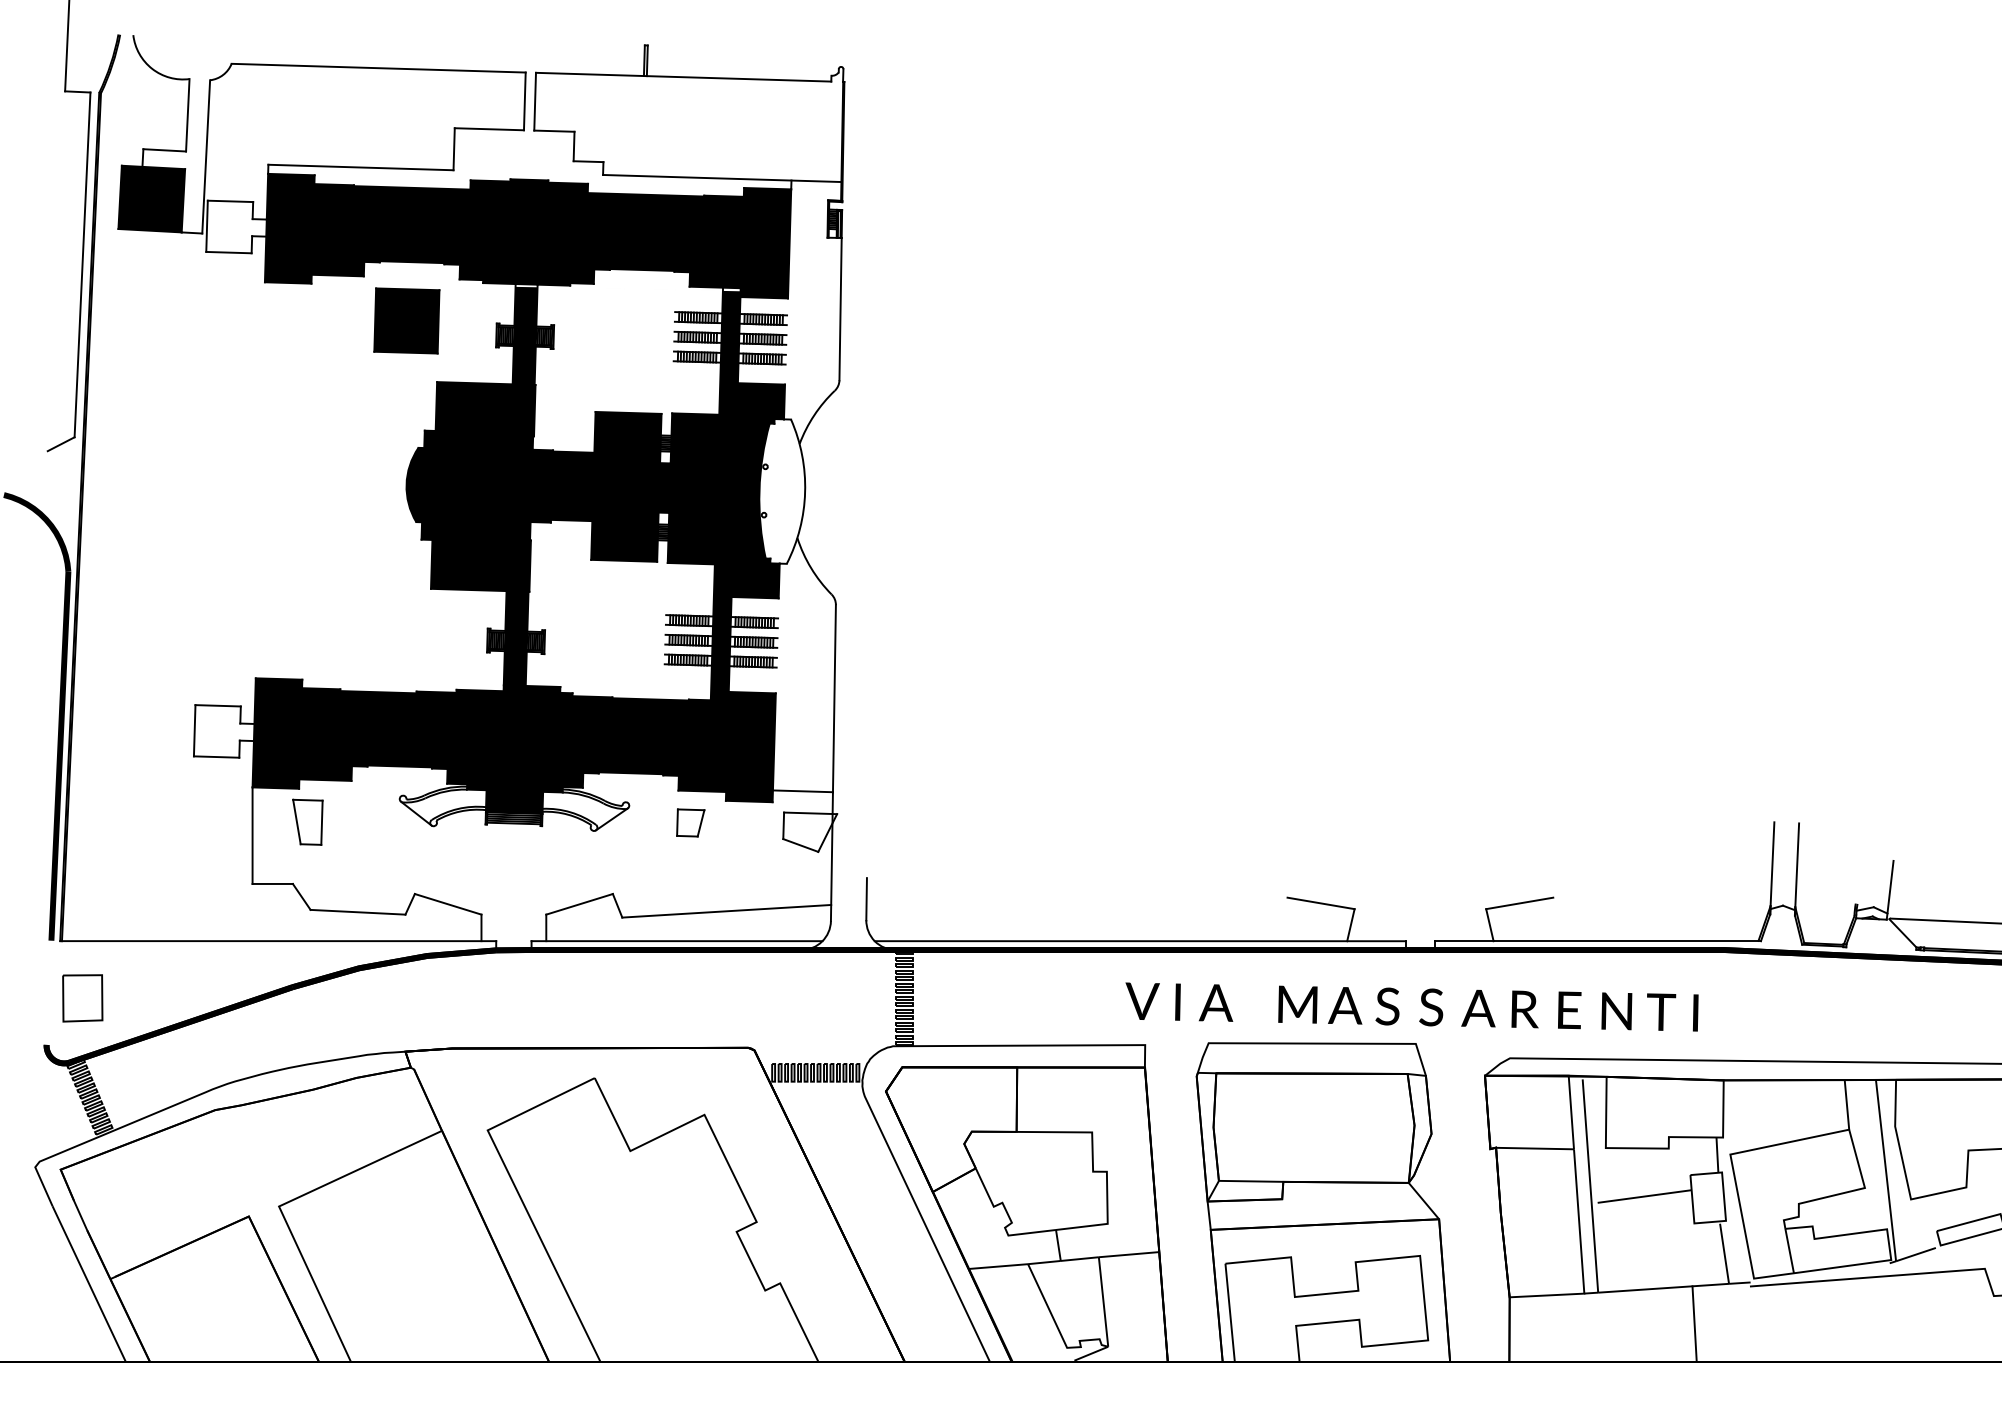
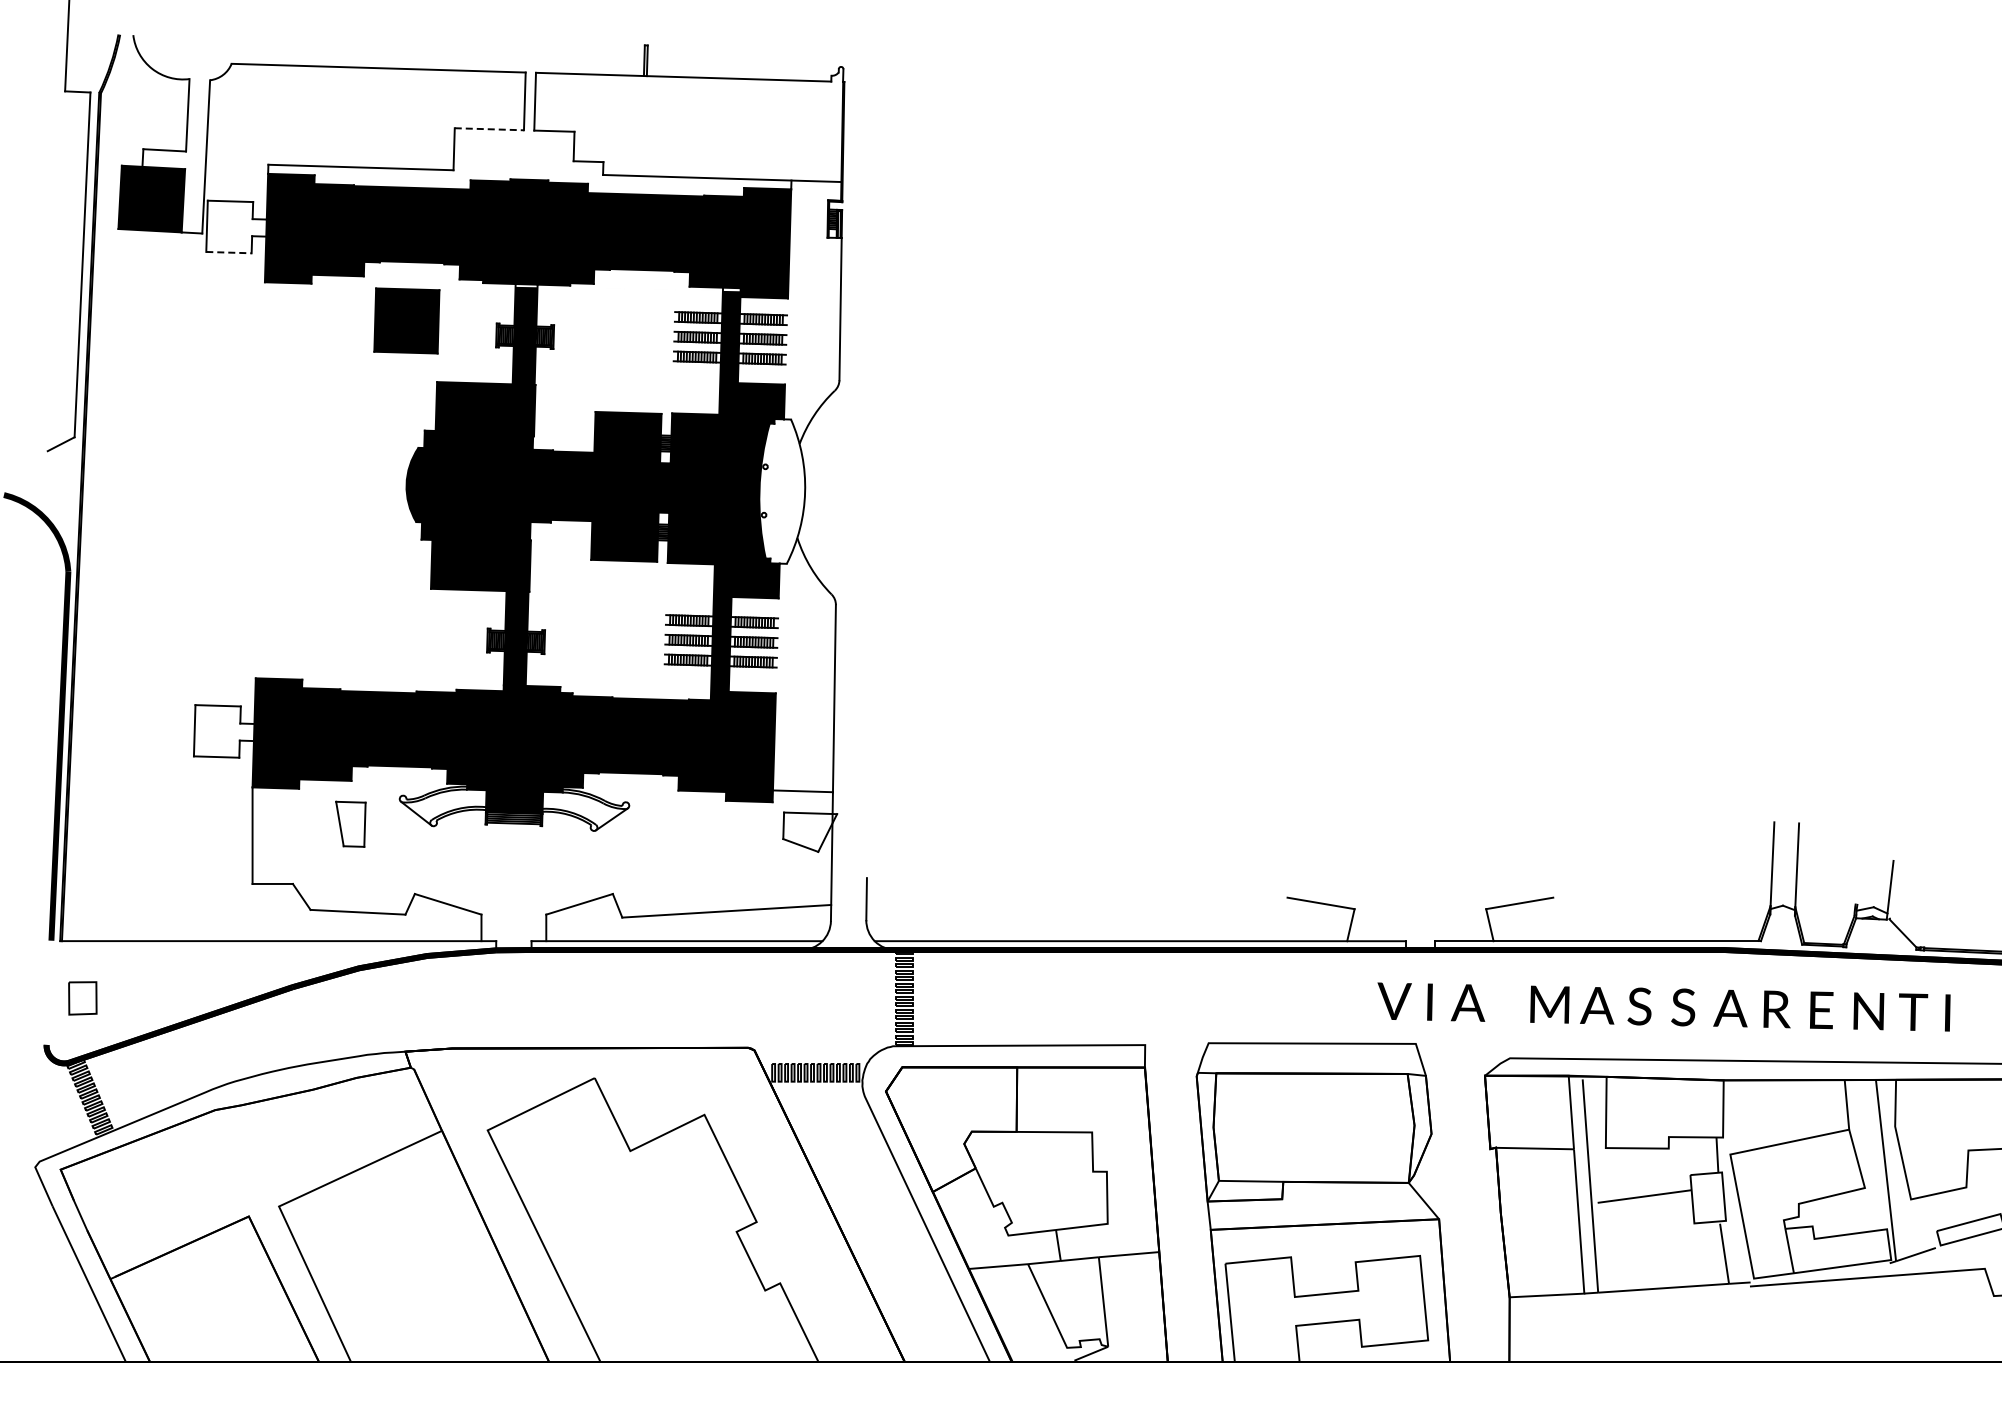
line: solid -> dashed (489, 129)
line: solid -> dashed (228, 252)
part position: (307, 821) -> (350, 823) (350, 823)
part: present -> none (690, 822)
line: present -> none (1944, 920)
part size: 42x49 px -> 30x35 px (82, 998)
text position: (1411, 1006) -> (1663, 1006) (1663, 1006)
line: present -> none (1694, 1323)
